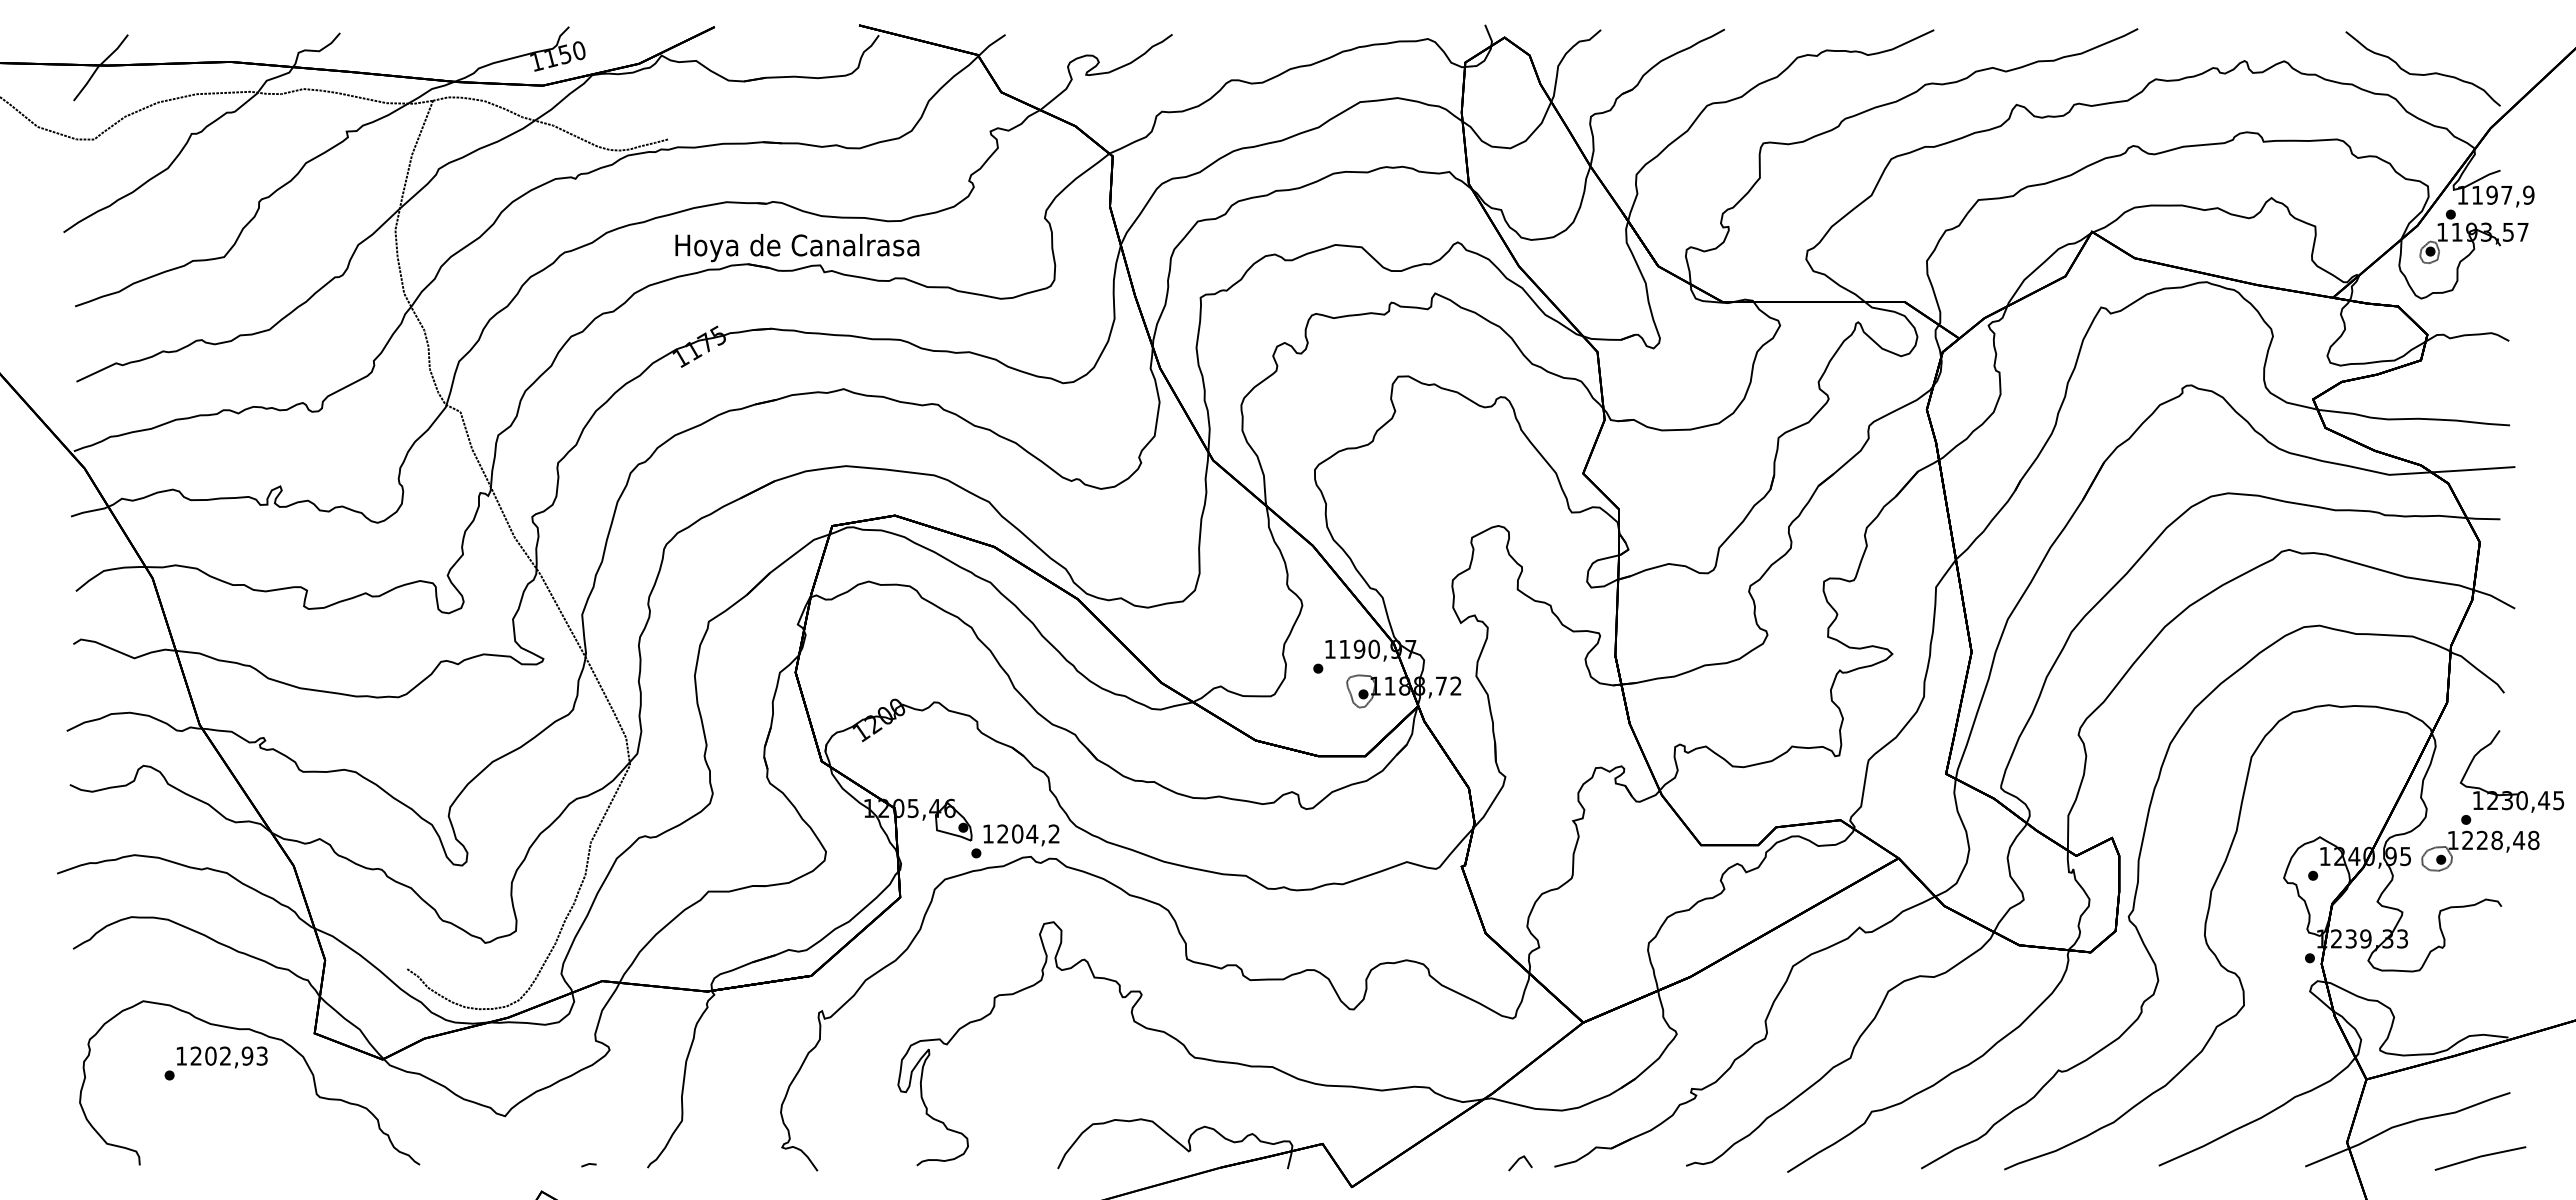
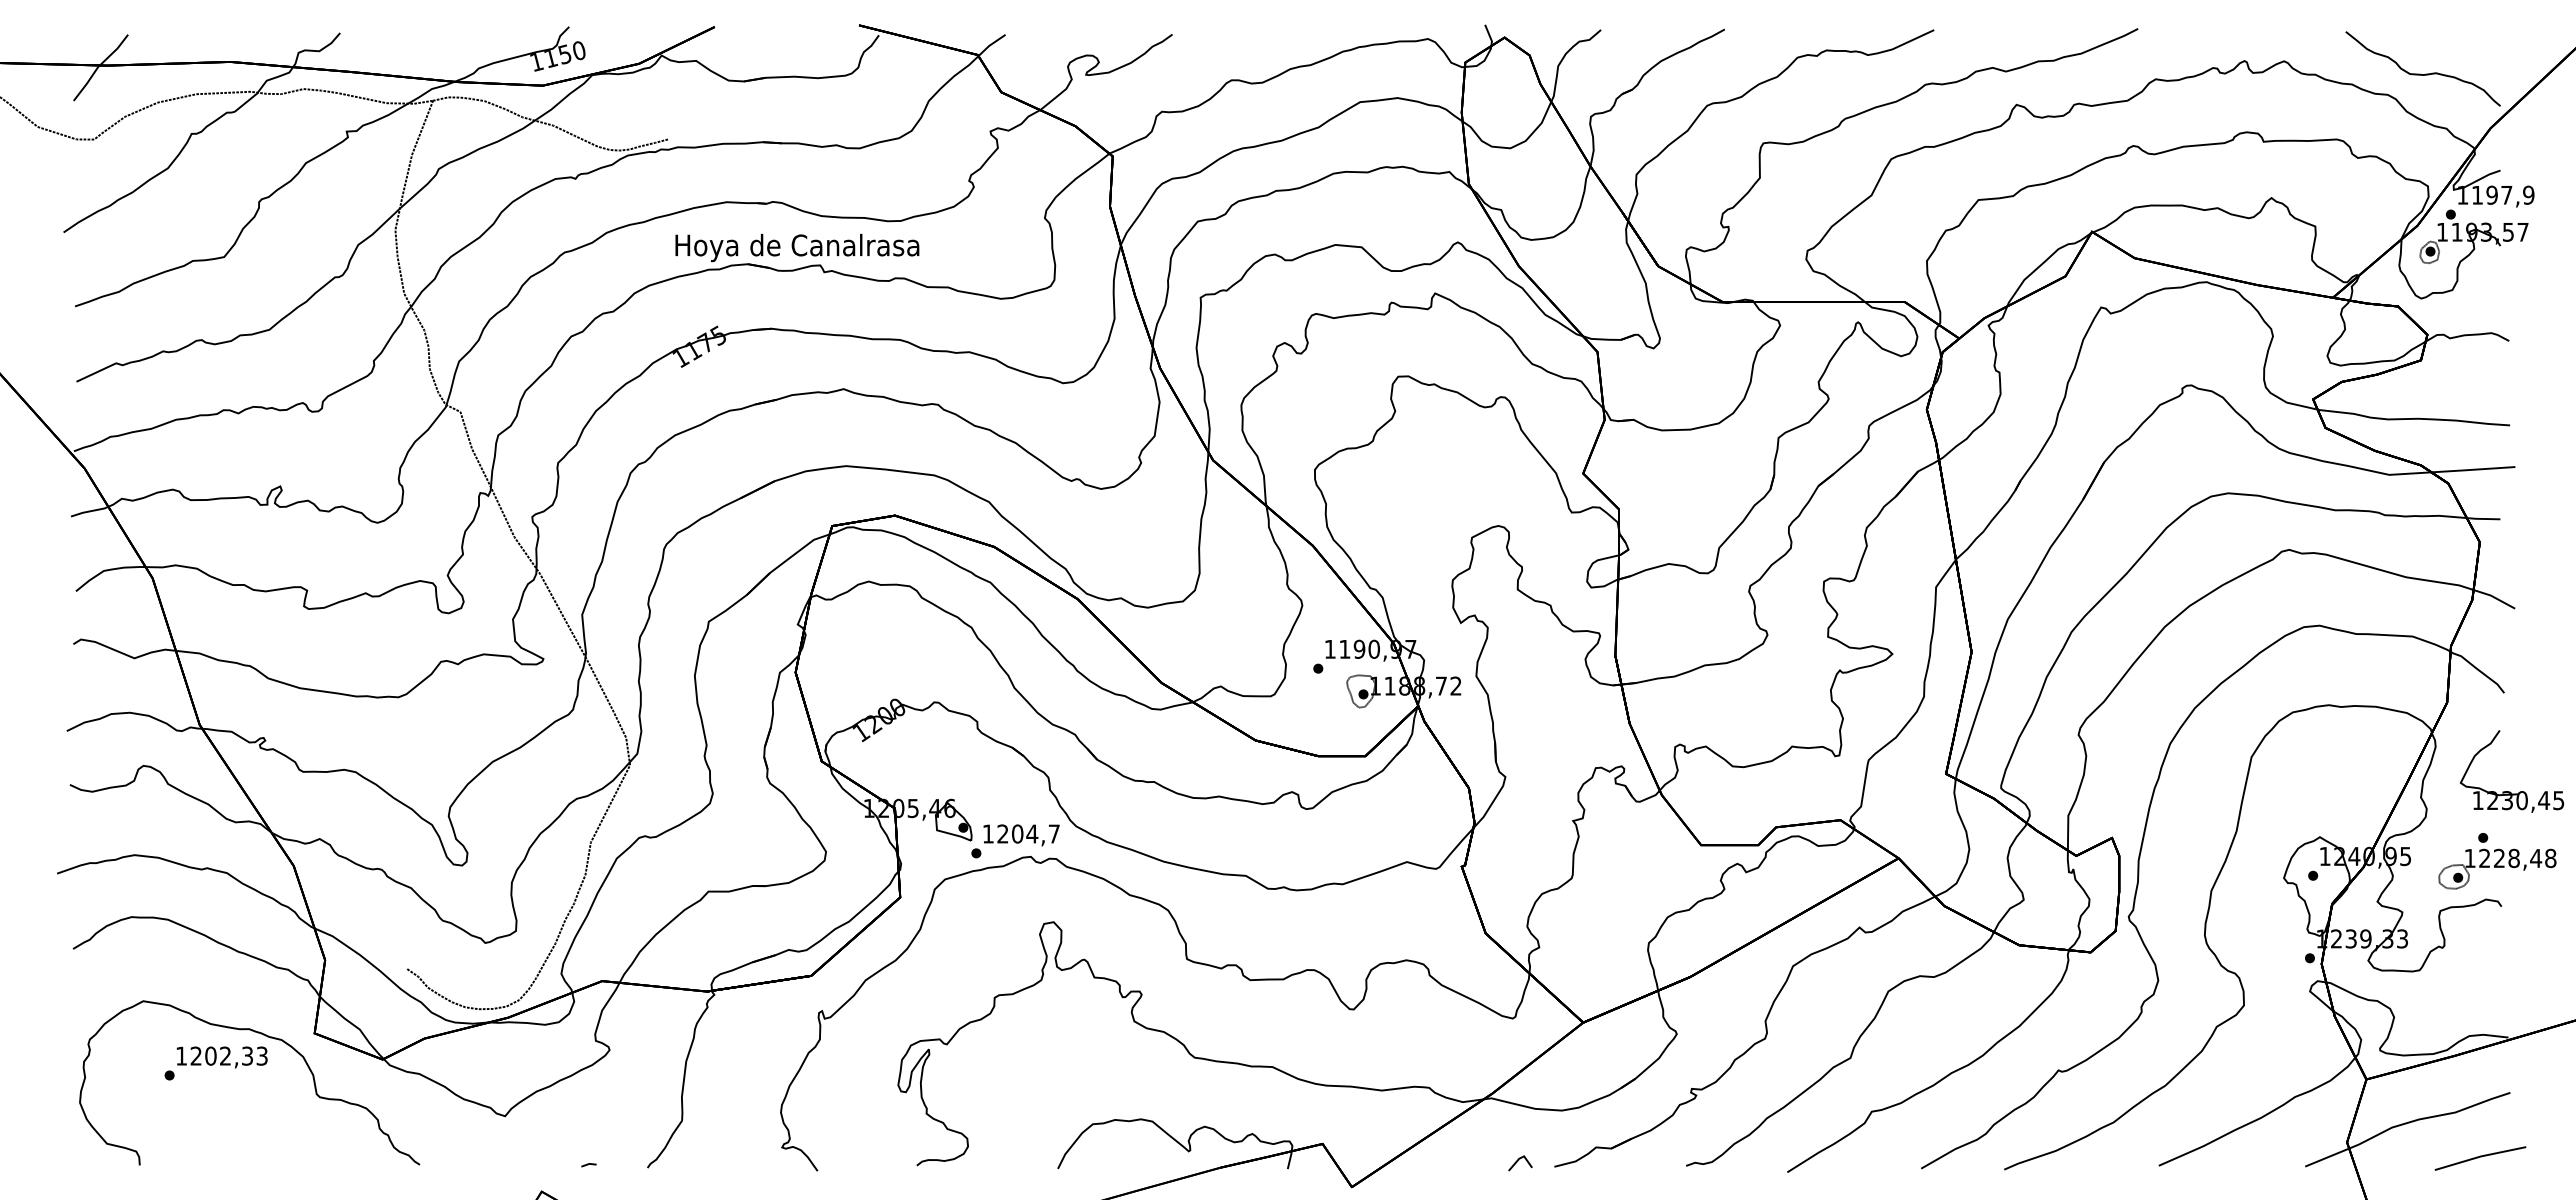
text: 1204,2 -> 1204,7 (1053, 833)
part position: (2480, 843) -> (2497, 861) (2497, 861)
text: 1202,93 -> 1202,33 (247, 1055)
